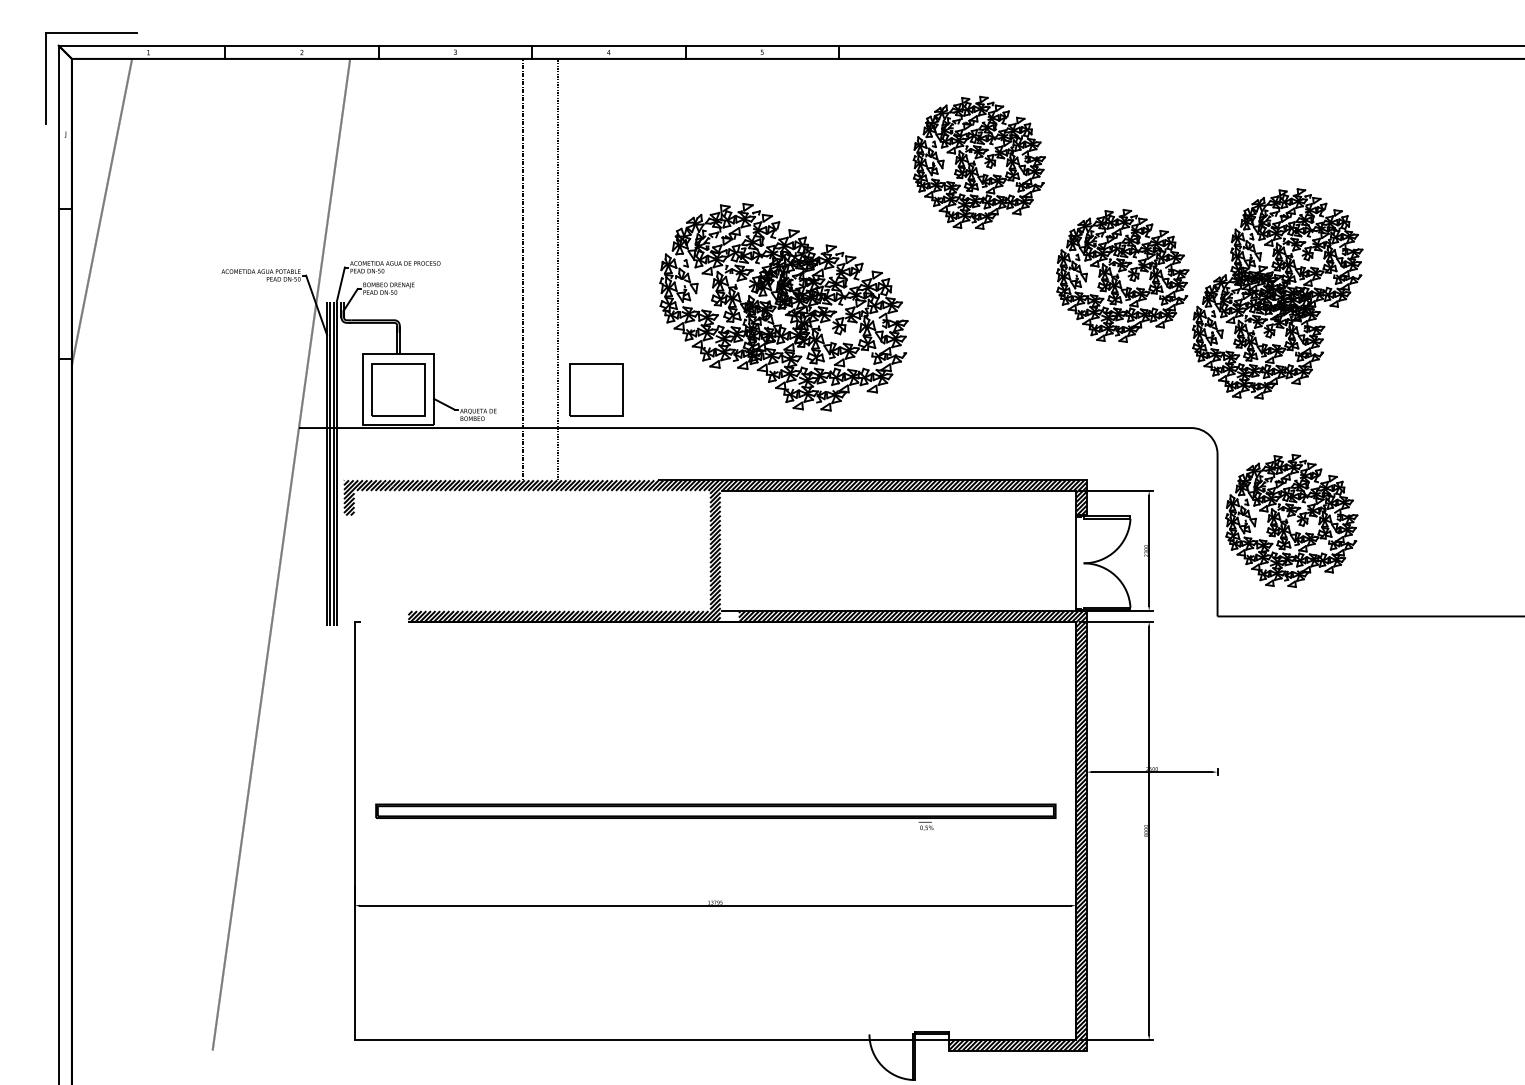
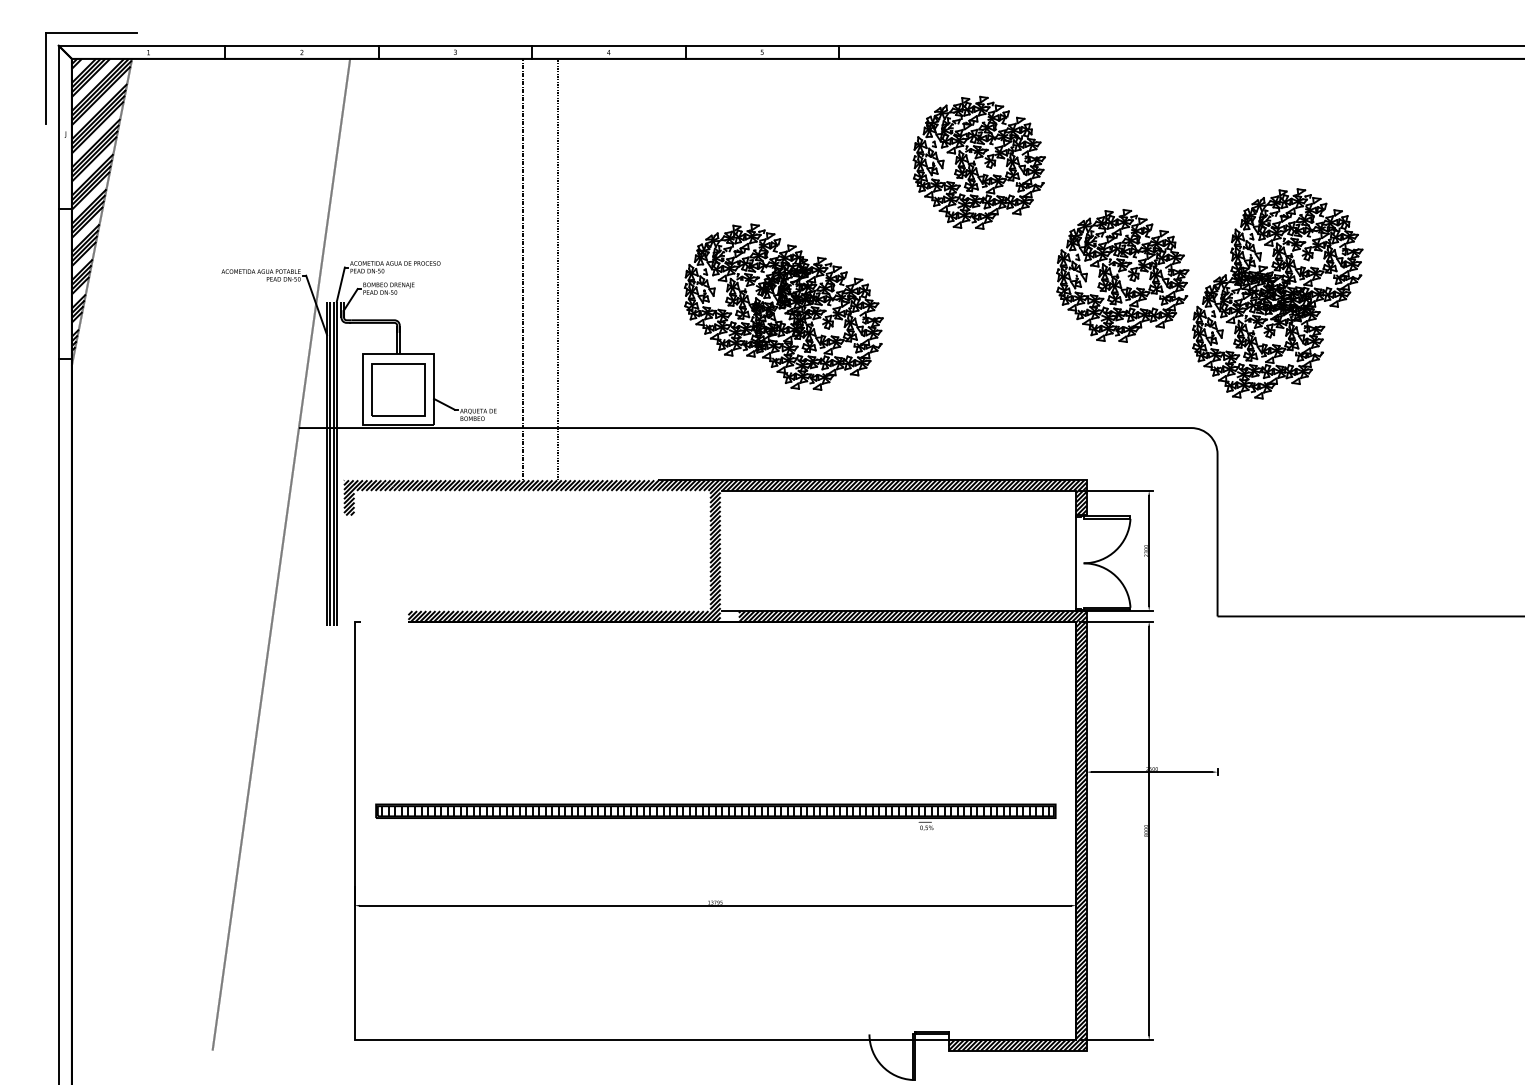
hatch: none -> present (101, 211)
part size: 250x209 px -> 201x168 px (783, 306)
part: present -> none (596, 389)
part: present -> none (1291, 520)
hatch: none -> present (715, 811)
